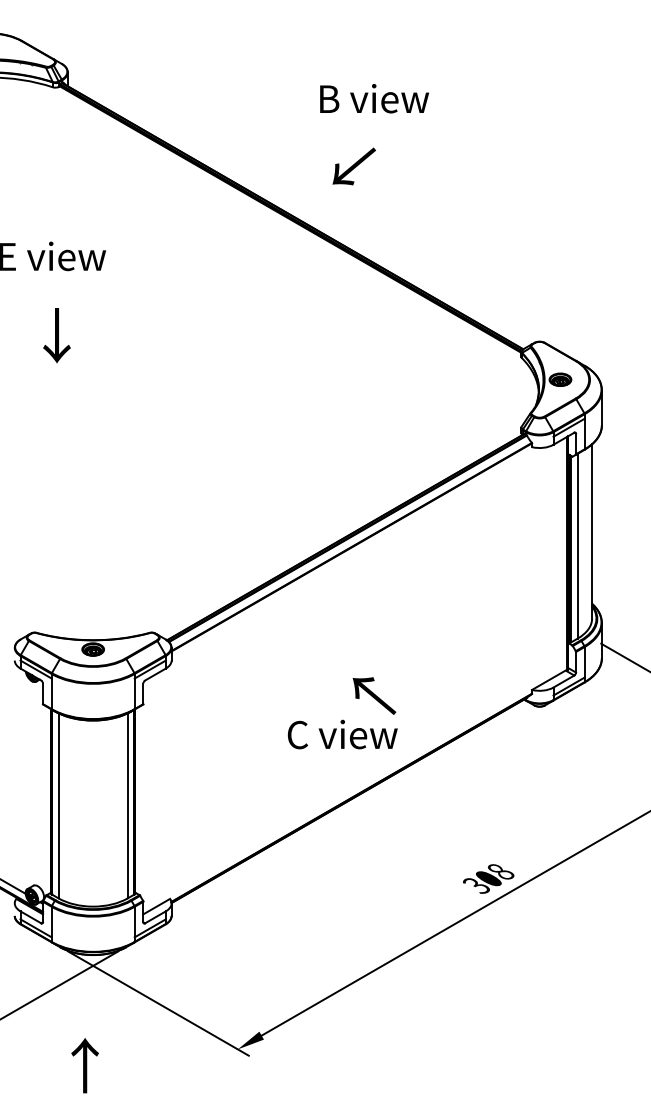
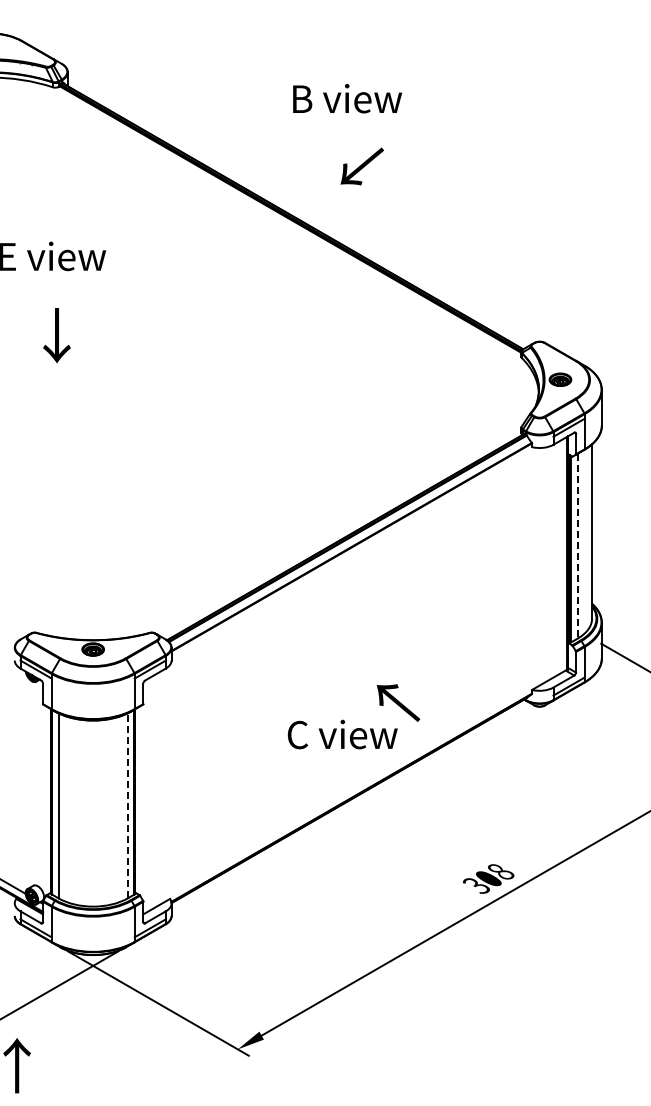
text position: (374, 98) -> (347, 98) (347, 98)
text position: (353, 166) -> (361, 166) (361, 166)
line: solid -> dashed (577, 546)
text position: (374, 695) -> (398, 702) (398, 702)
line: solid -> dashed (127, 805)
text position: (84, 1065) -> (16, 1065) (16, 1065)
